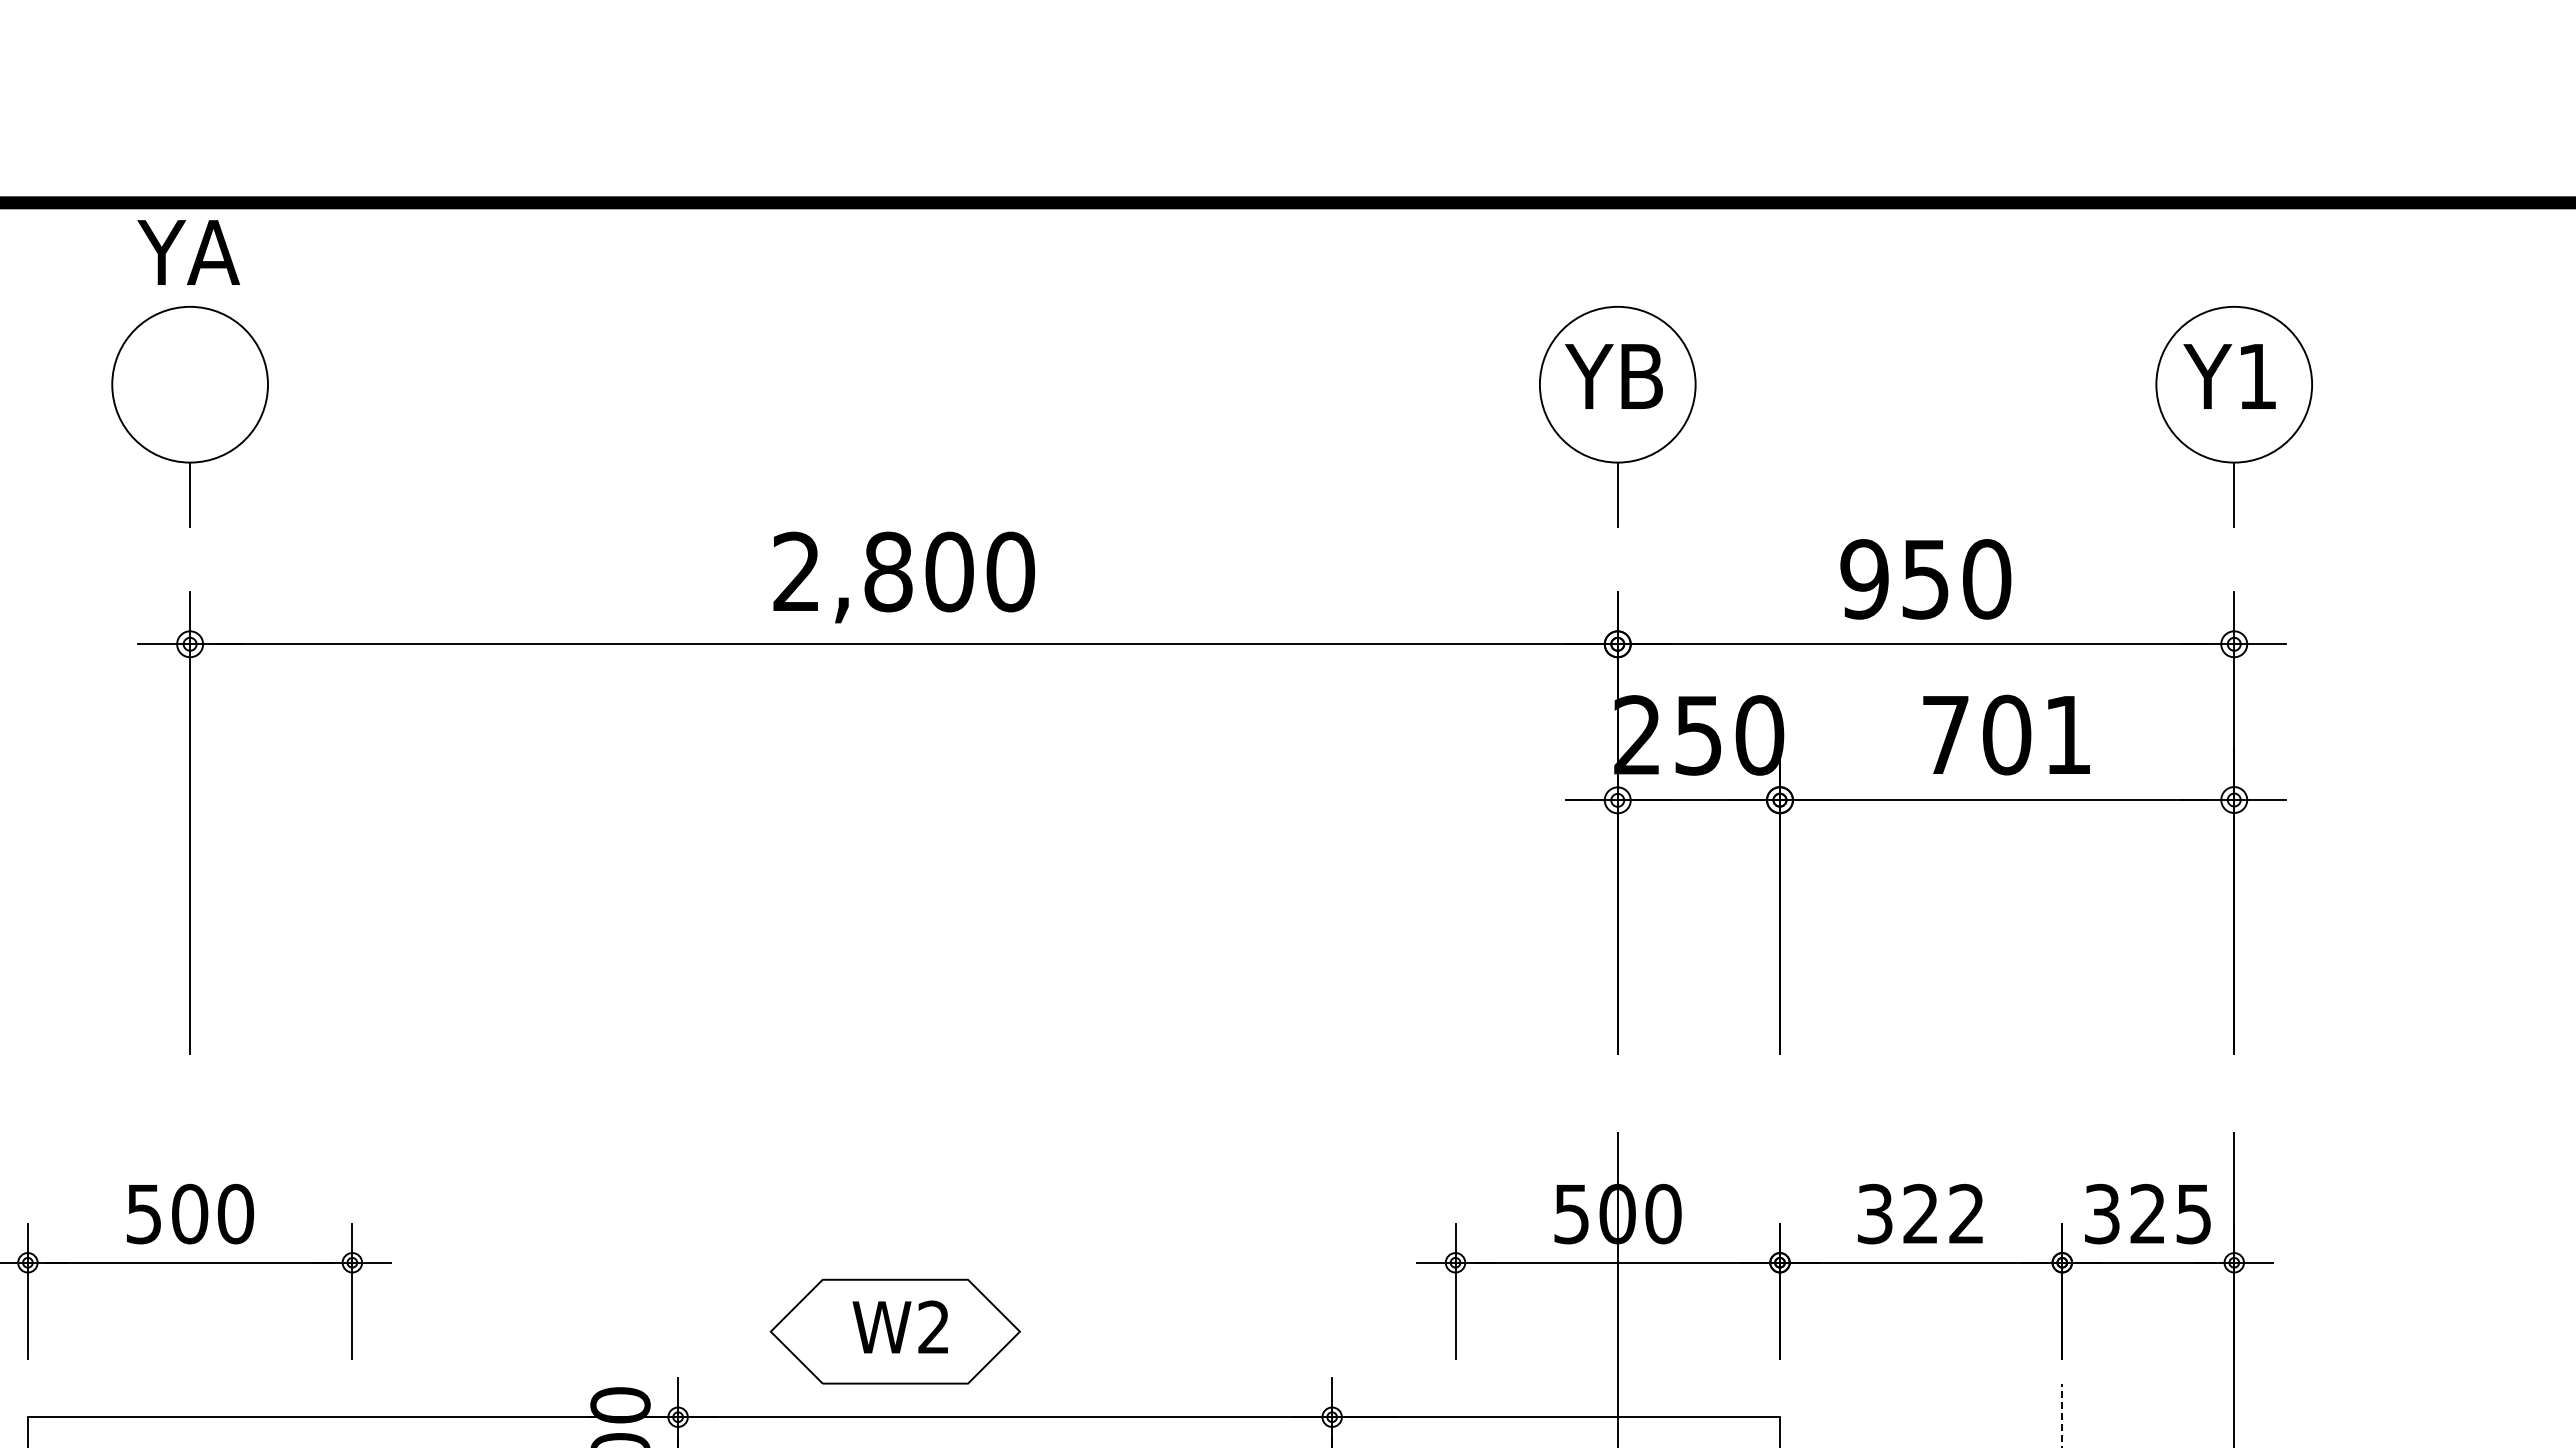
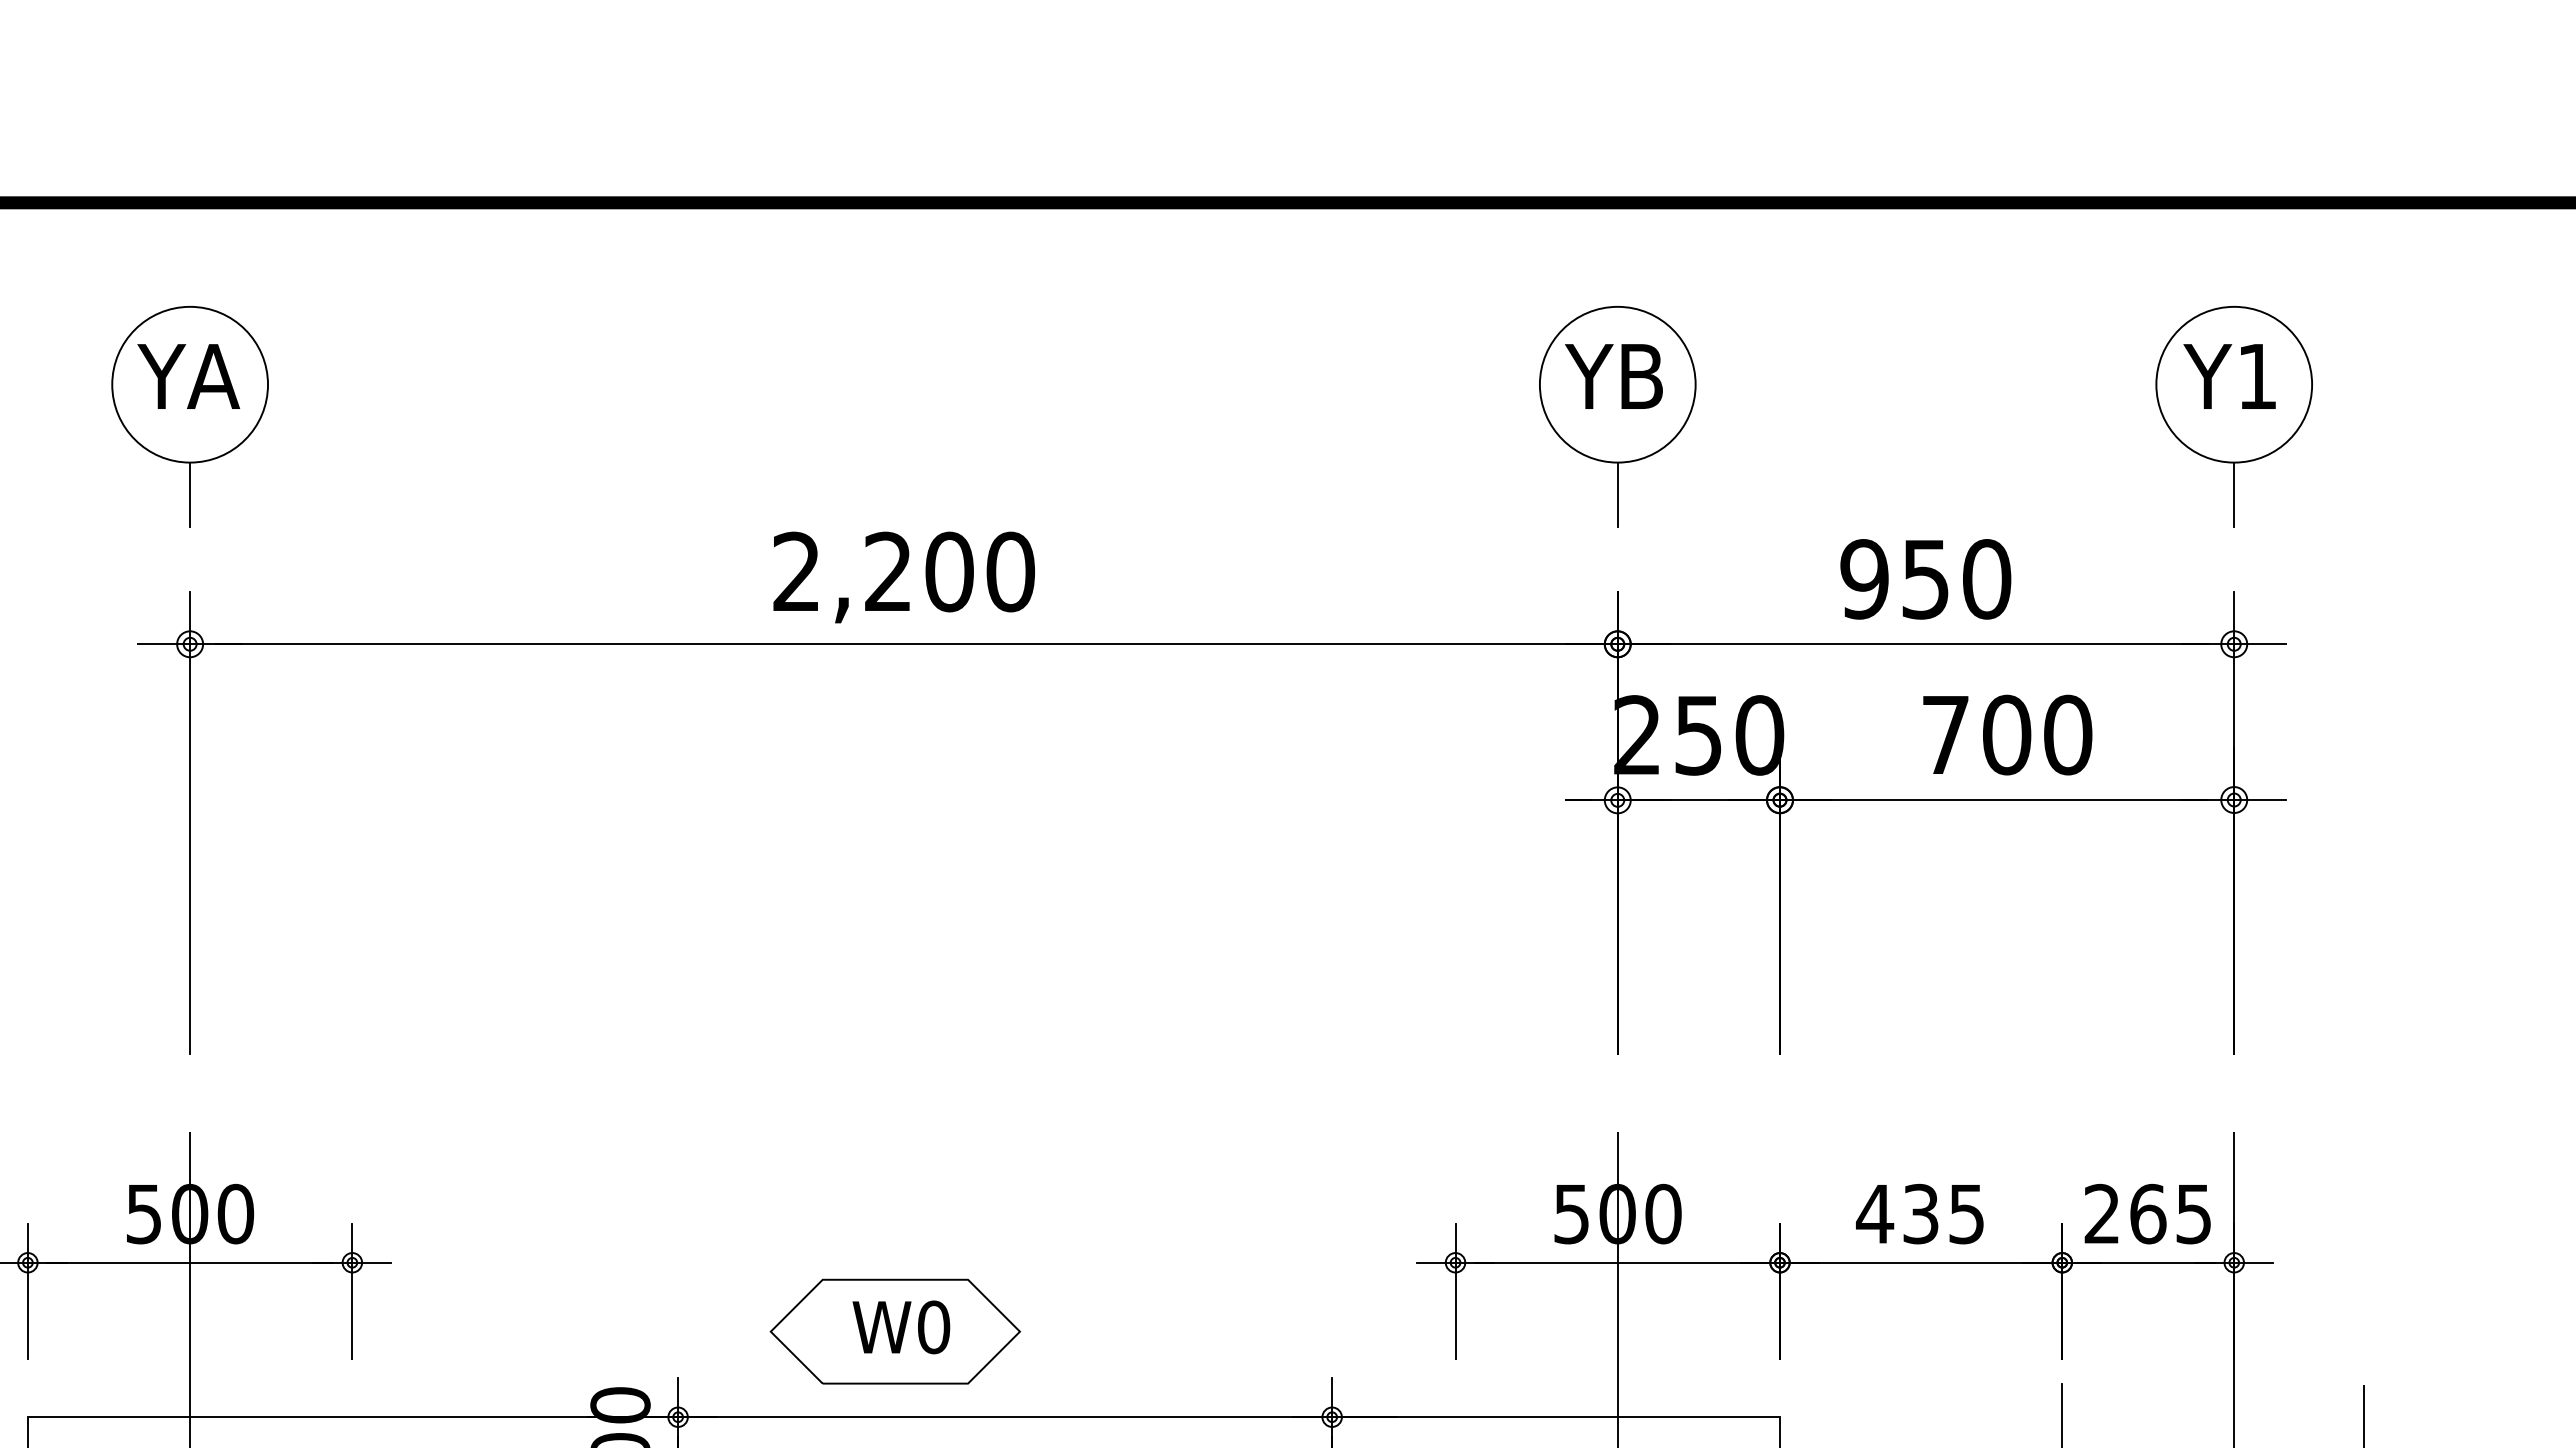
text position: (188, 252) -> (188, 376) (188, 376)
text: 2,800 -> 2,200 (888, 571)
text: 701 -> 700 (2068, 734)
text: 322 -> 435 (1919, 1213)
text: 325 -> 265 (2125, 1213)
line: none -> present (190, 1287)
text: W2 -> W0 (934, 1327)
line: none -> present (2364, 1414)
line: dashed -> solid (2062, 1415)
